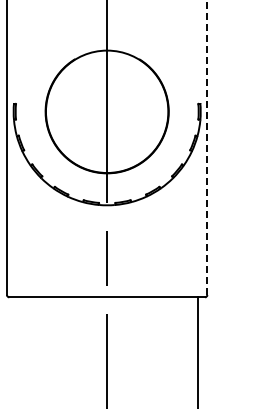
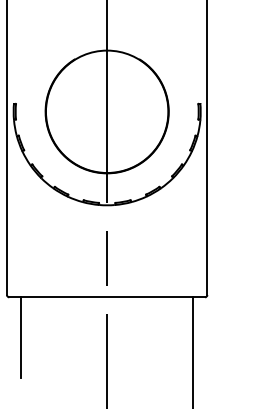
line: dashed -> solid (207, 147)
line: none -> present (21, 337)
line position: (197, 351) -> (192, 351) (192, 351)
